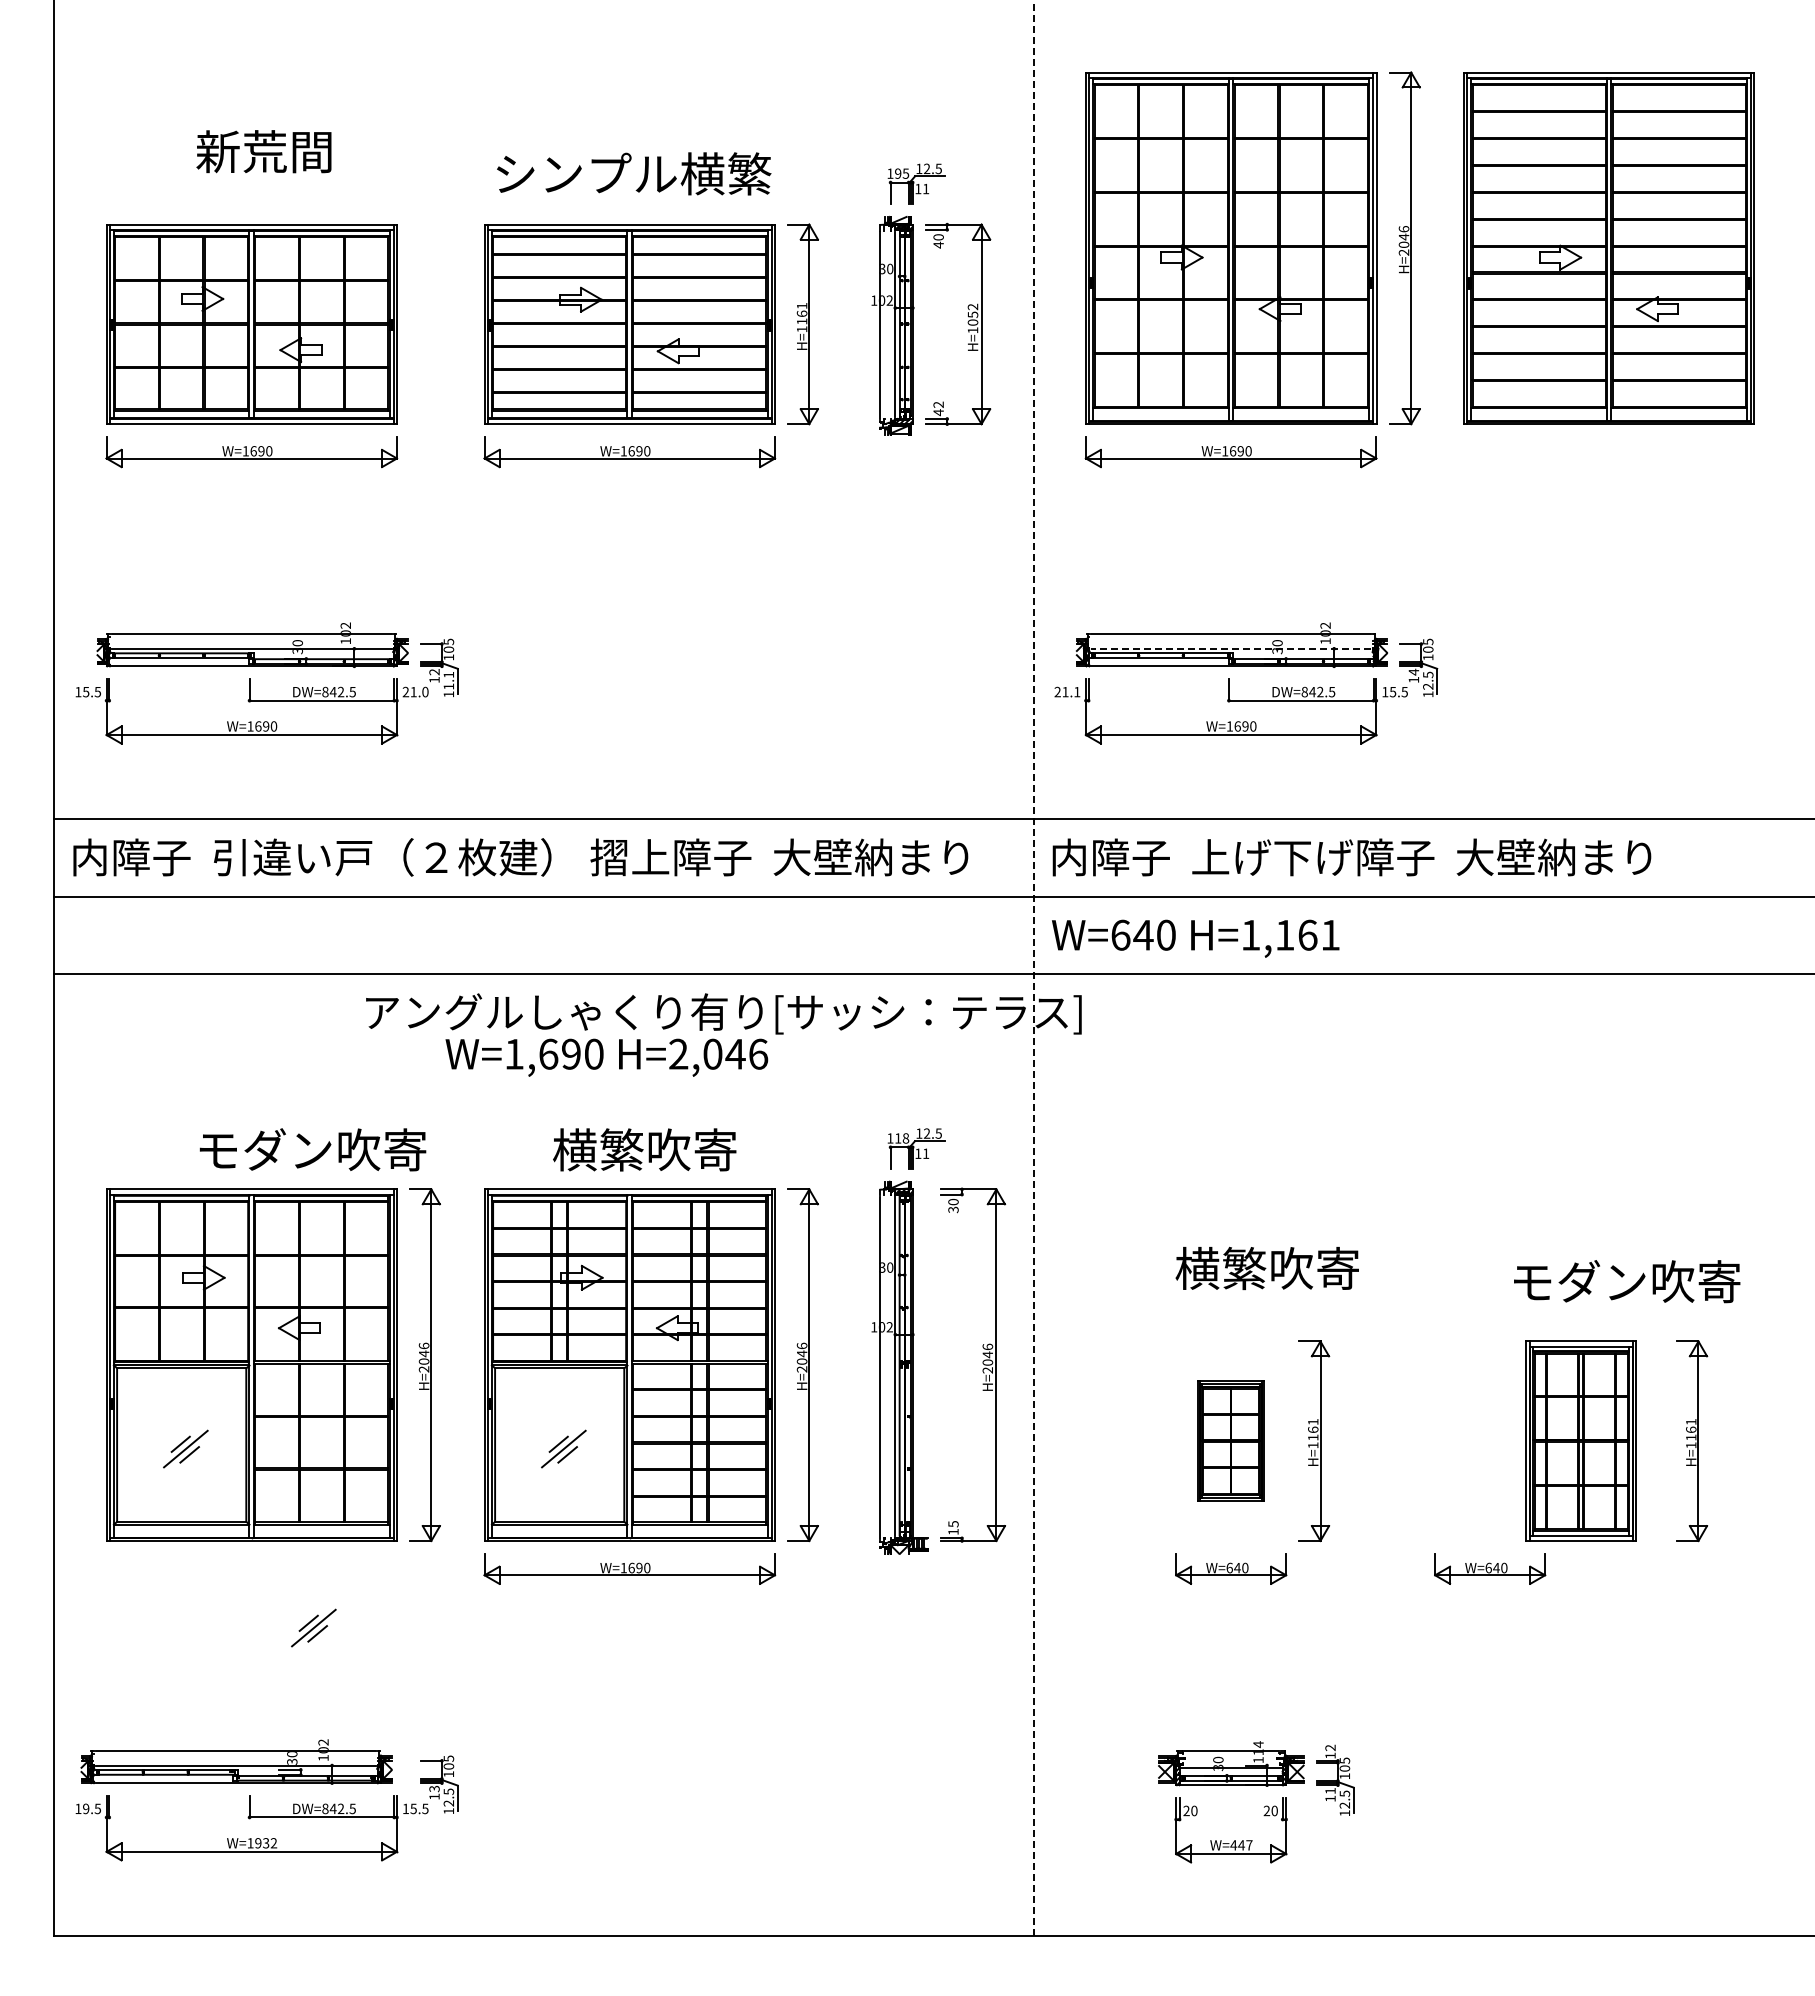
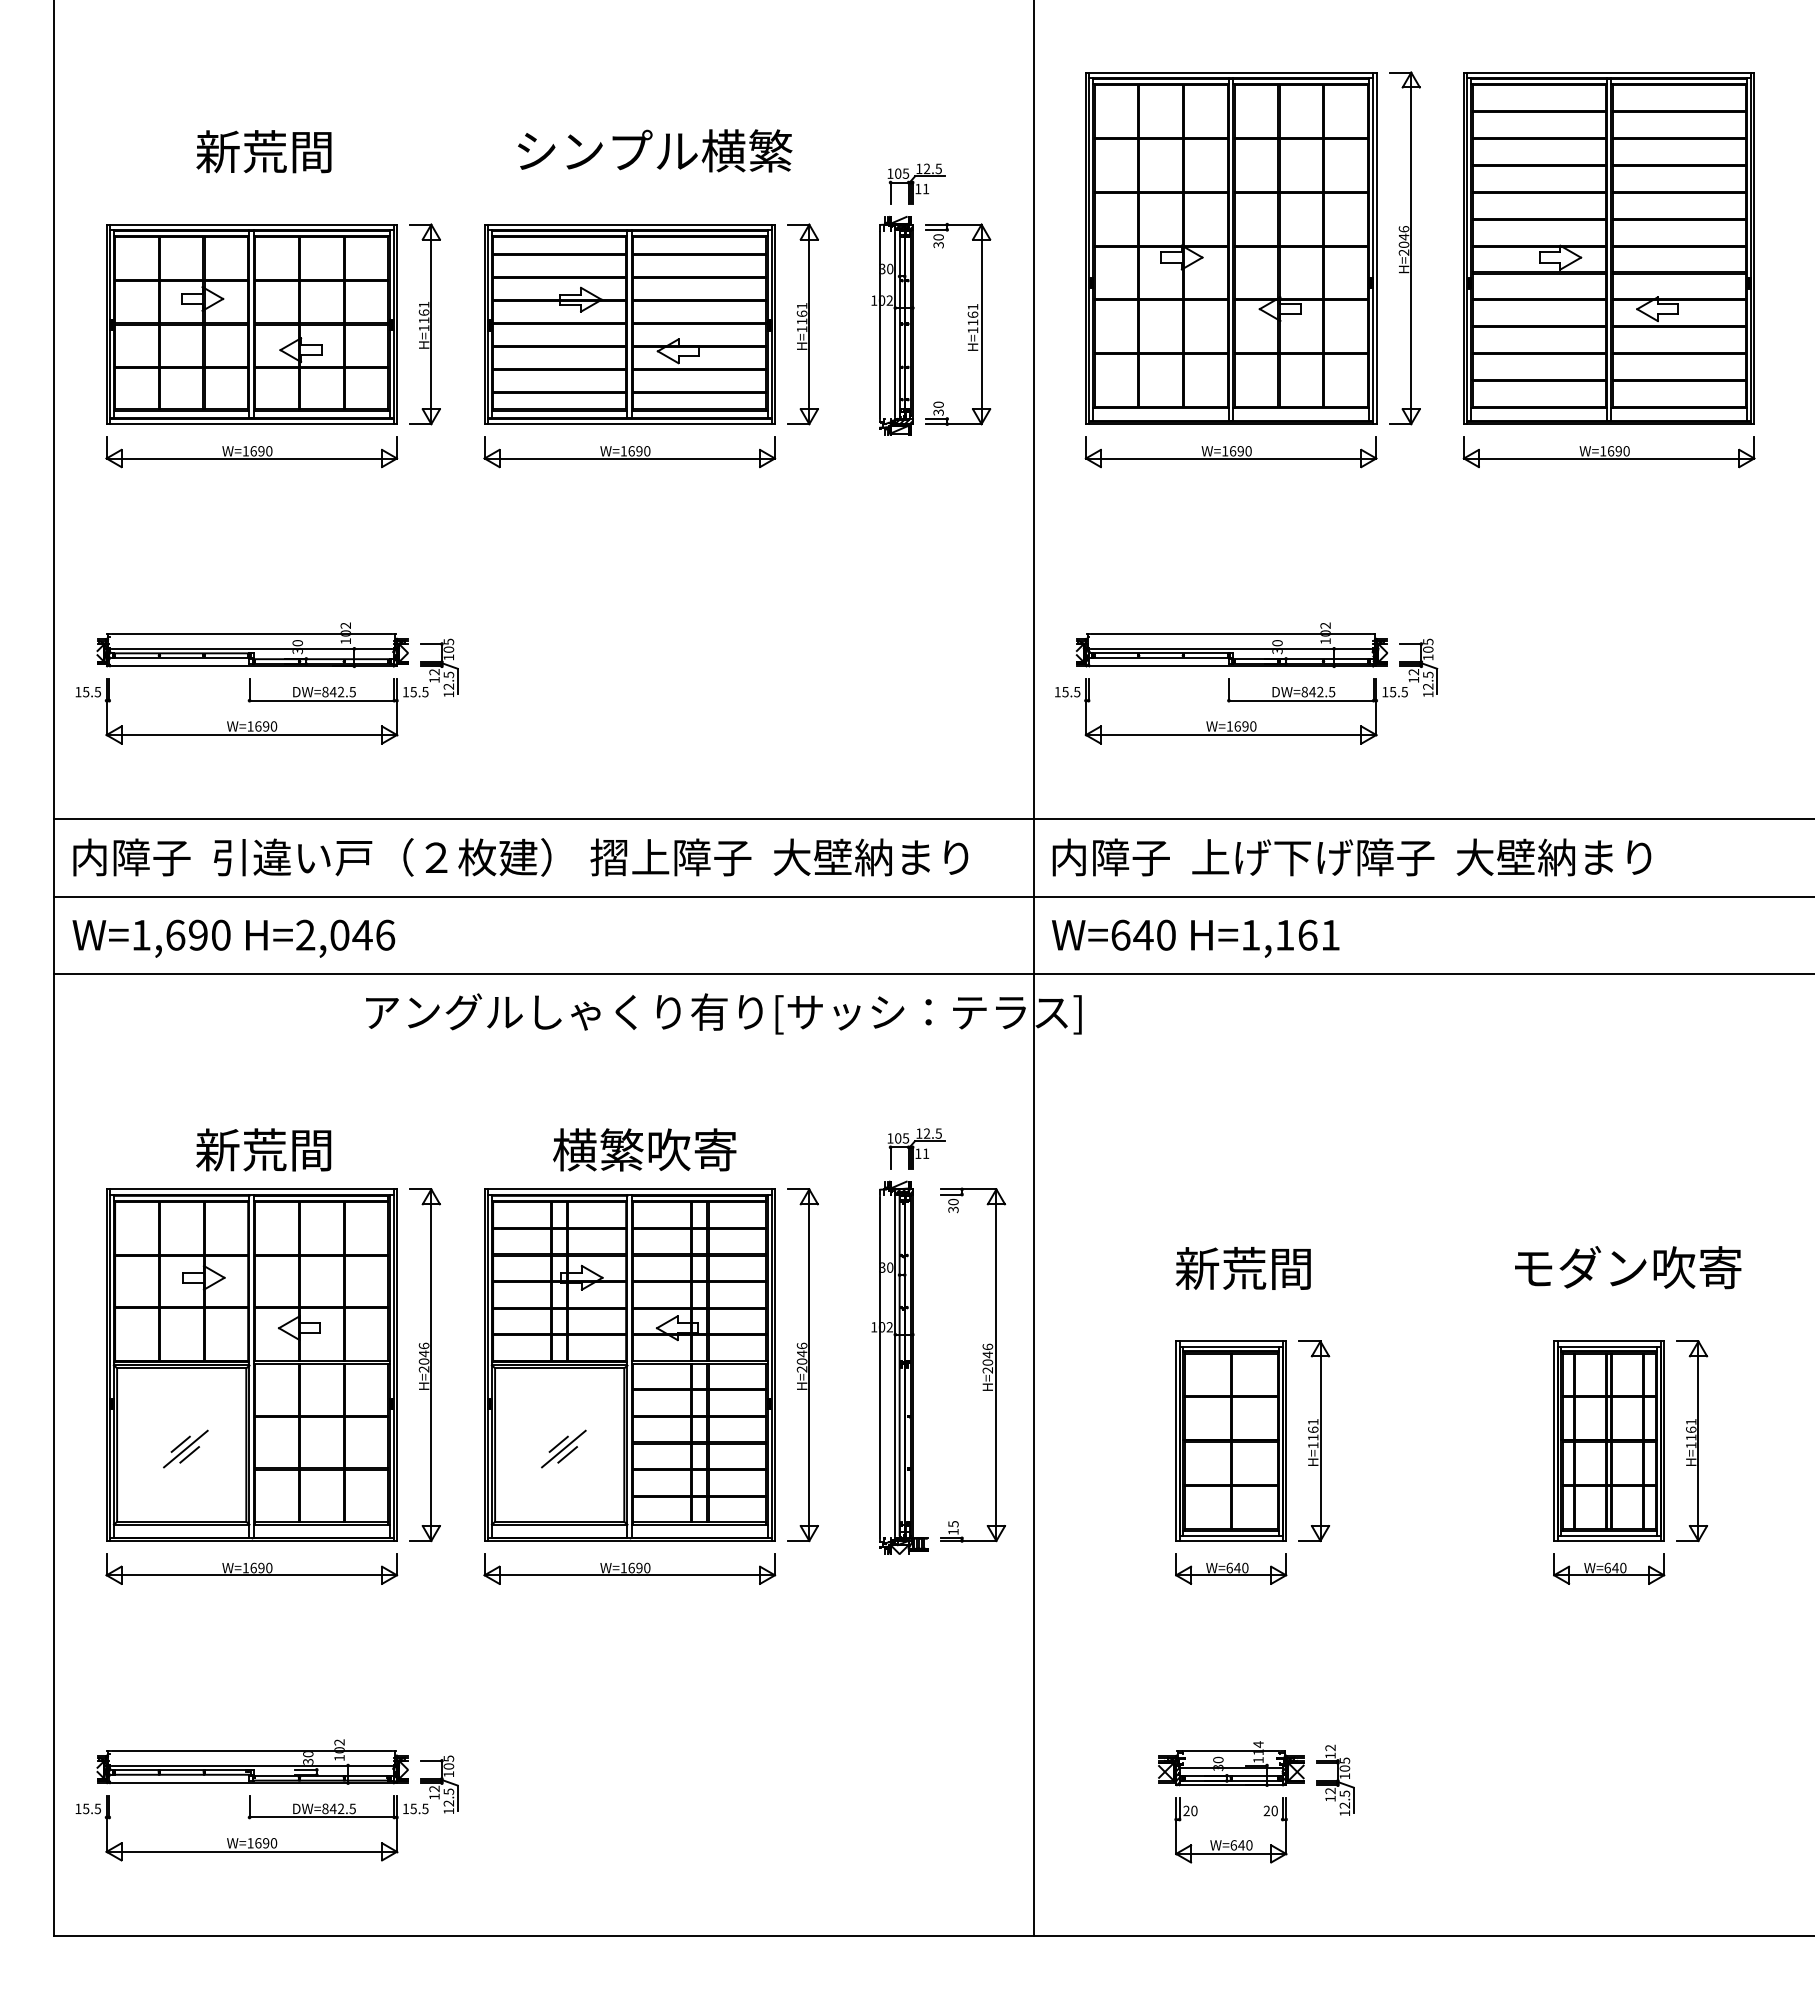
text position: (634, 173) -> (655, 150) (655, 150)
text: 195 -> 105 (898, 173)
text: 40 -> 30 (938, 244)
text: H=1052 -> H=1161 (972, 314)
part: none -> present (424, 324)
text: 42 -> 30 (938, 408)
part: none -> present (1608, 452)
line: dashed -> solid (1230, 648)
text: 14 -> 12 (1413, 671)
text: 11.1 -> 12.5 (448, 680)
text: 21.0 -> 15.5 (415, 691)
text: 21.1 -> 15.5 (1067, 691)
line: dashed -> solid (1033, 968)
text position: (606, 1057) -> (233, 938) (233, 938)
text: 118 -> 105 (902, 1138)
text: モダン吹寄 -> 新荒間 (311, 1149)
text: 横繁吹寄 -> 新荒間 (1266, 1268)
text position: (1627, 1281) -> (1628, 1267) (1628, 1267)
part size: 68x122 px -> 112x202 px (1230, 1440)
part position: (1580, 1440) -> (1608, 1440) (1608, 1440)
part: none -> present (251, 1568)
part position: (1490, 1568) -> (1609, 1568) (1609, 1568)
part: present -> none (313, 1627)
part position: (236, 1761) -> (252, 1761) (252, 1761)
text: 13 -> 12 (434, 1788)
text: 11 -> 12 (1330, 1790)
text: 19.5 -> 15.5 (86, 1808)
text: W=1932 -> W=1690 (266, 1843)
text: W=447 -> W=640 (1241, 1845)
